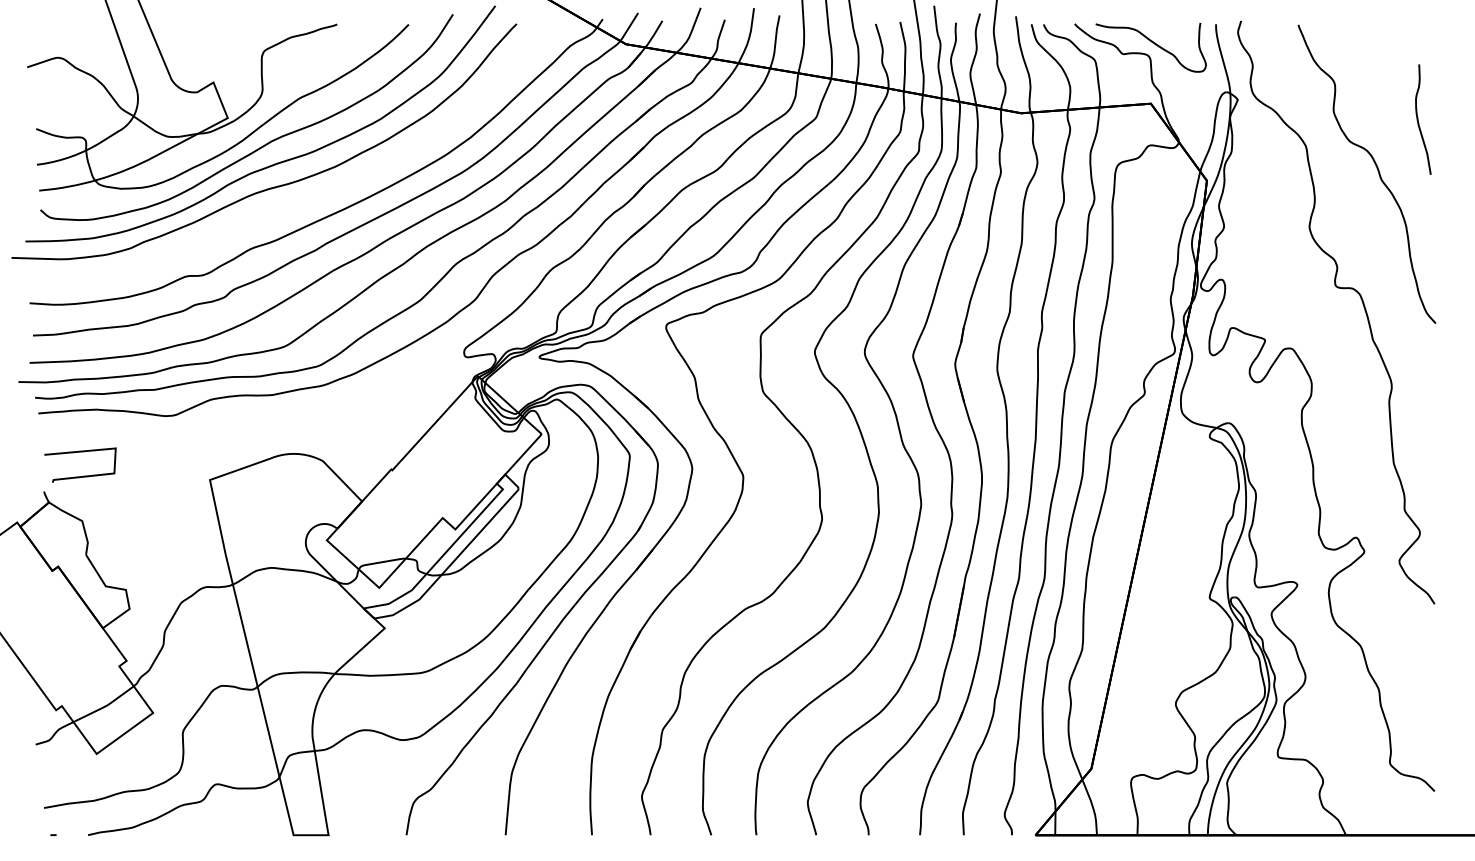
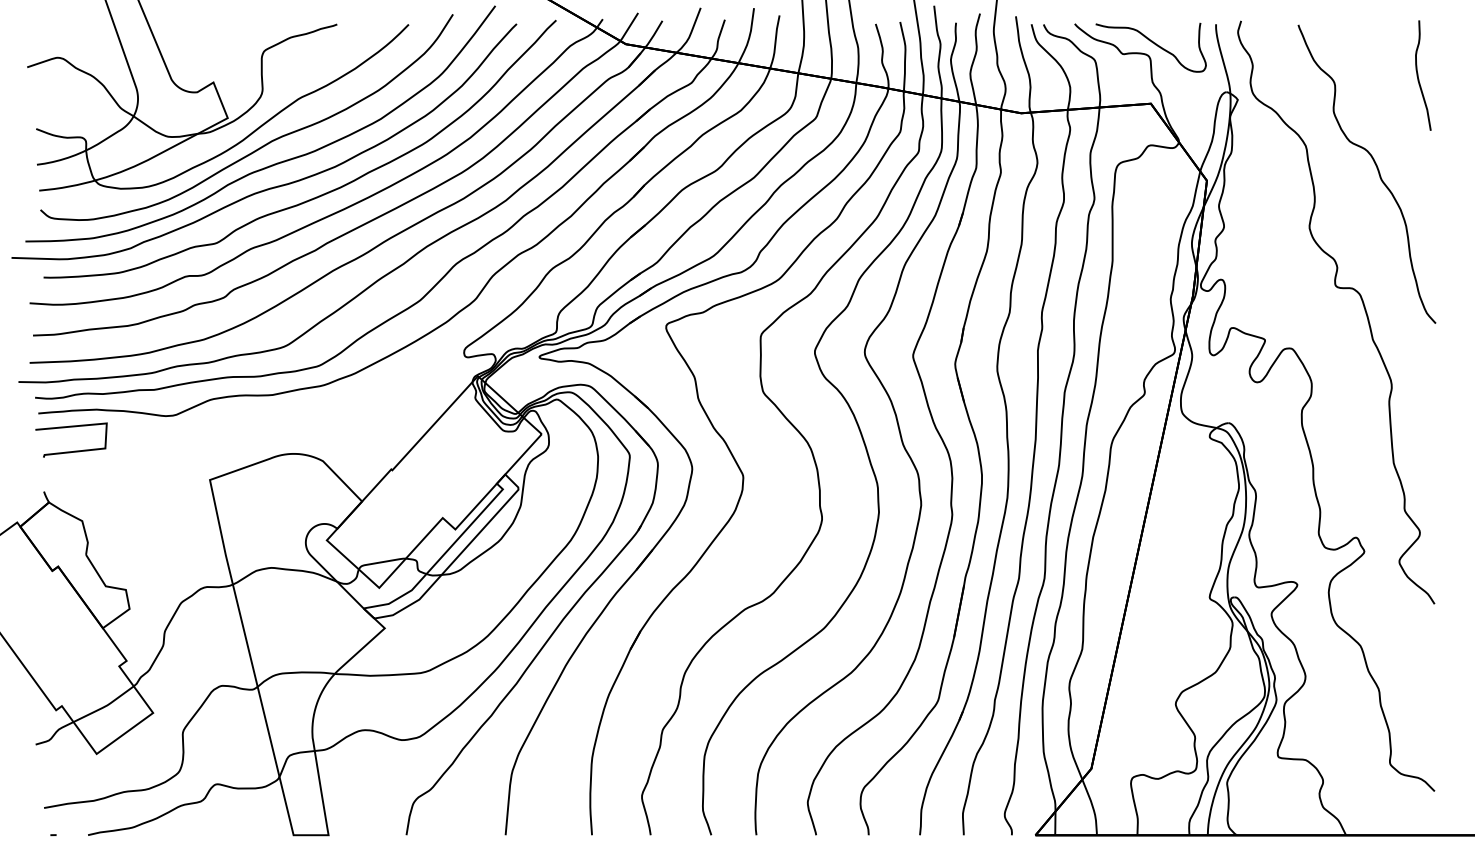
curve position: (1418, 119) -> (1418, 75) (1418, 75)
curve: none -> present (318, 195)
line position: (83, 475) -> (74, 450) (74, 450)
